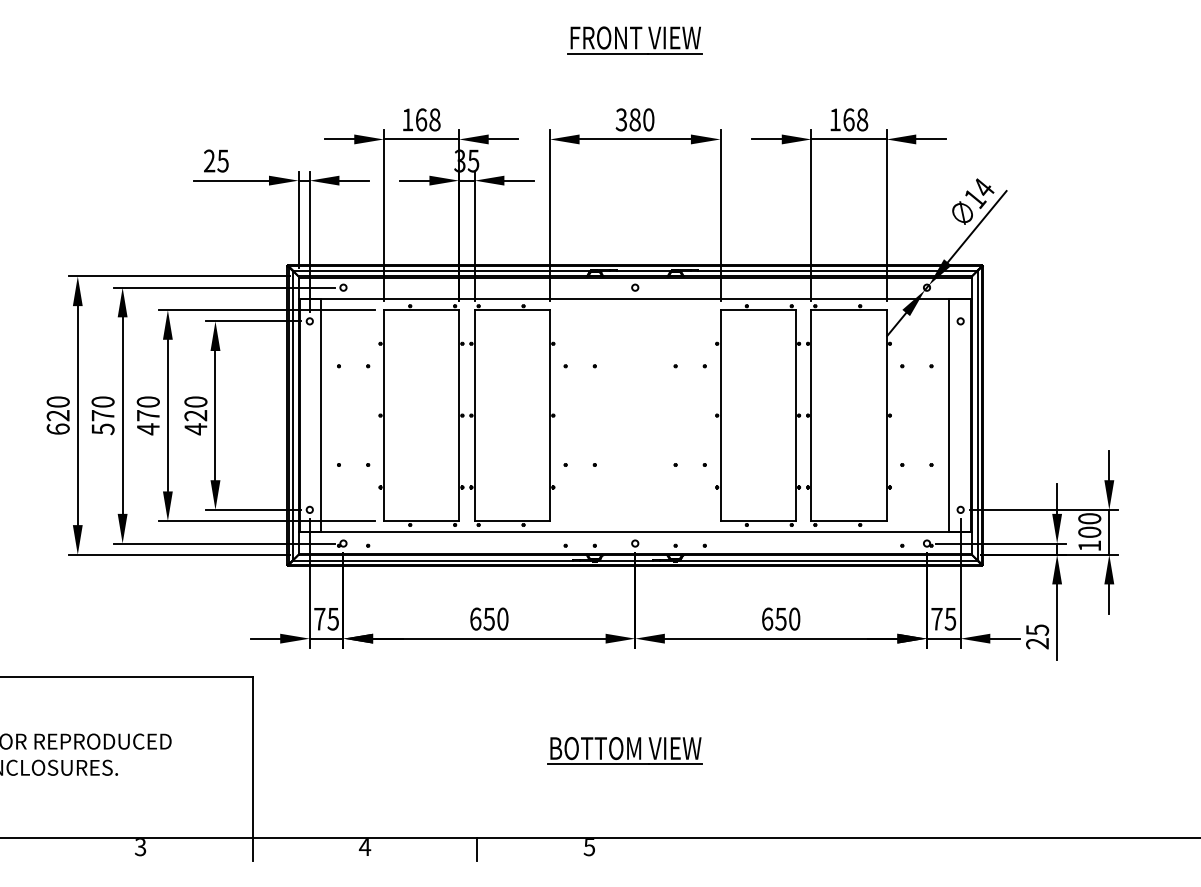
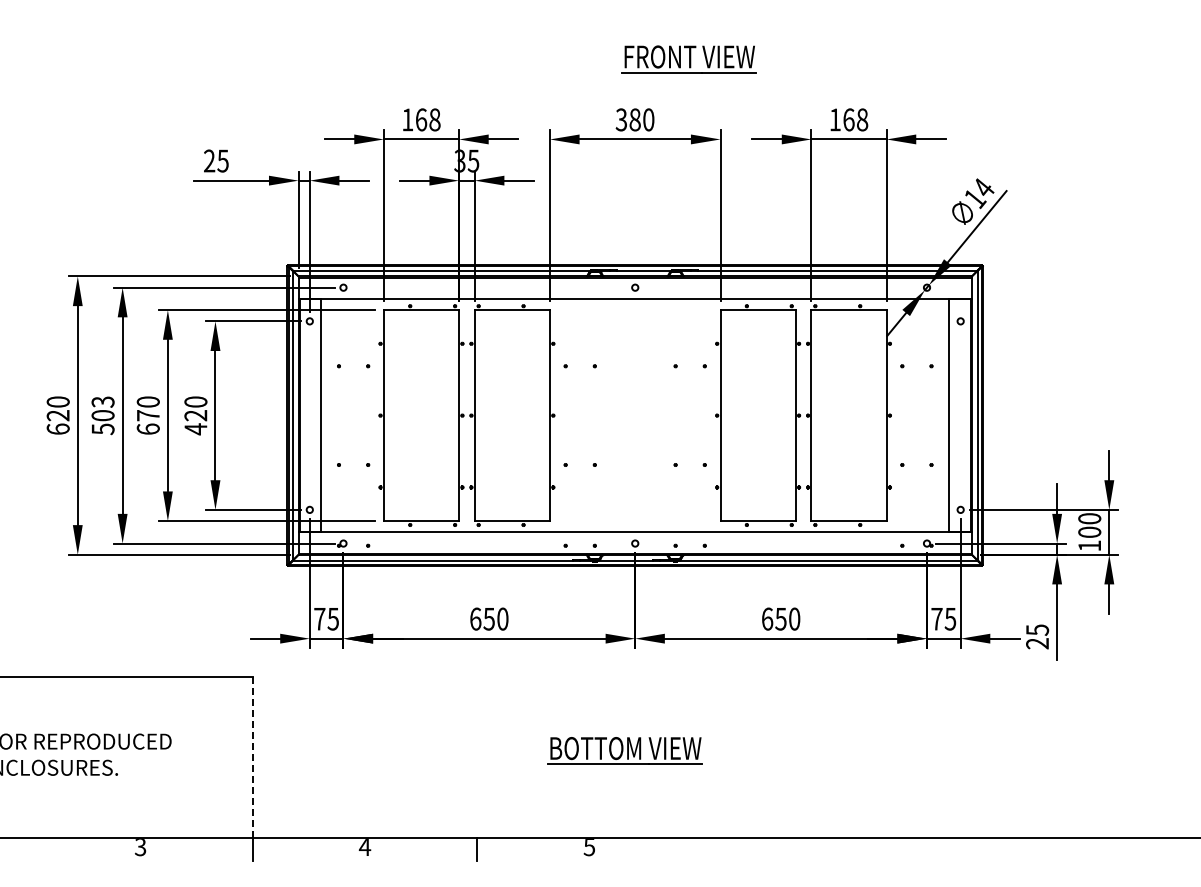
part position: (634, 40) -> (688, 59) (688, 59)
text: 570 -> 503 (102, 408)
text: 470 -> 670 (147, 429)
line: solid -> dashed (252, 757)
